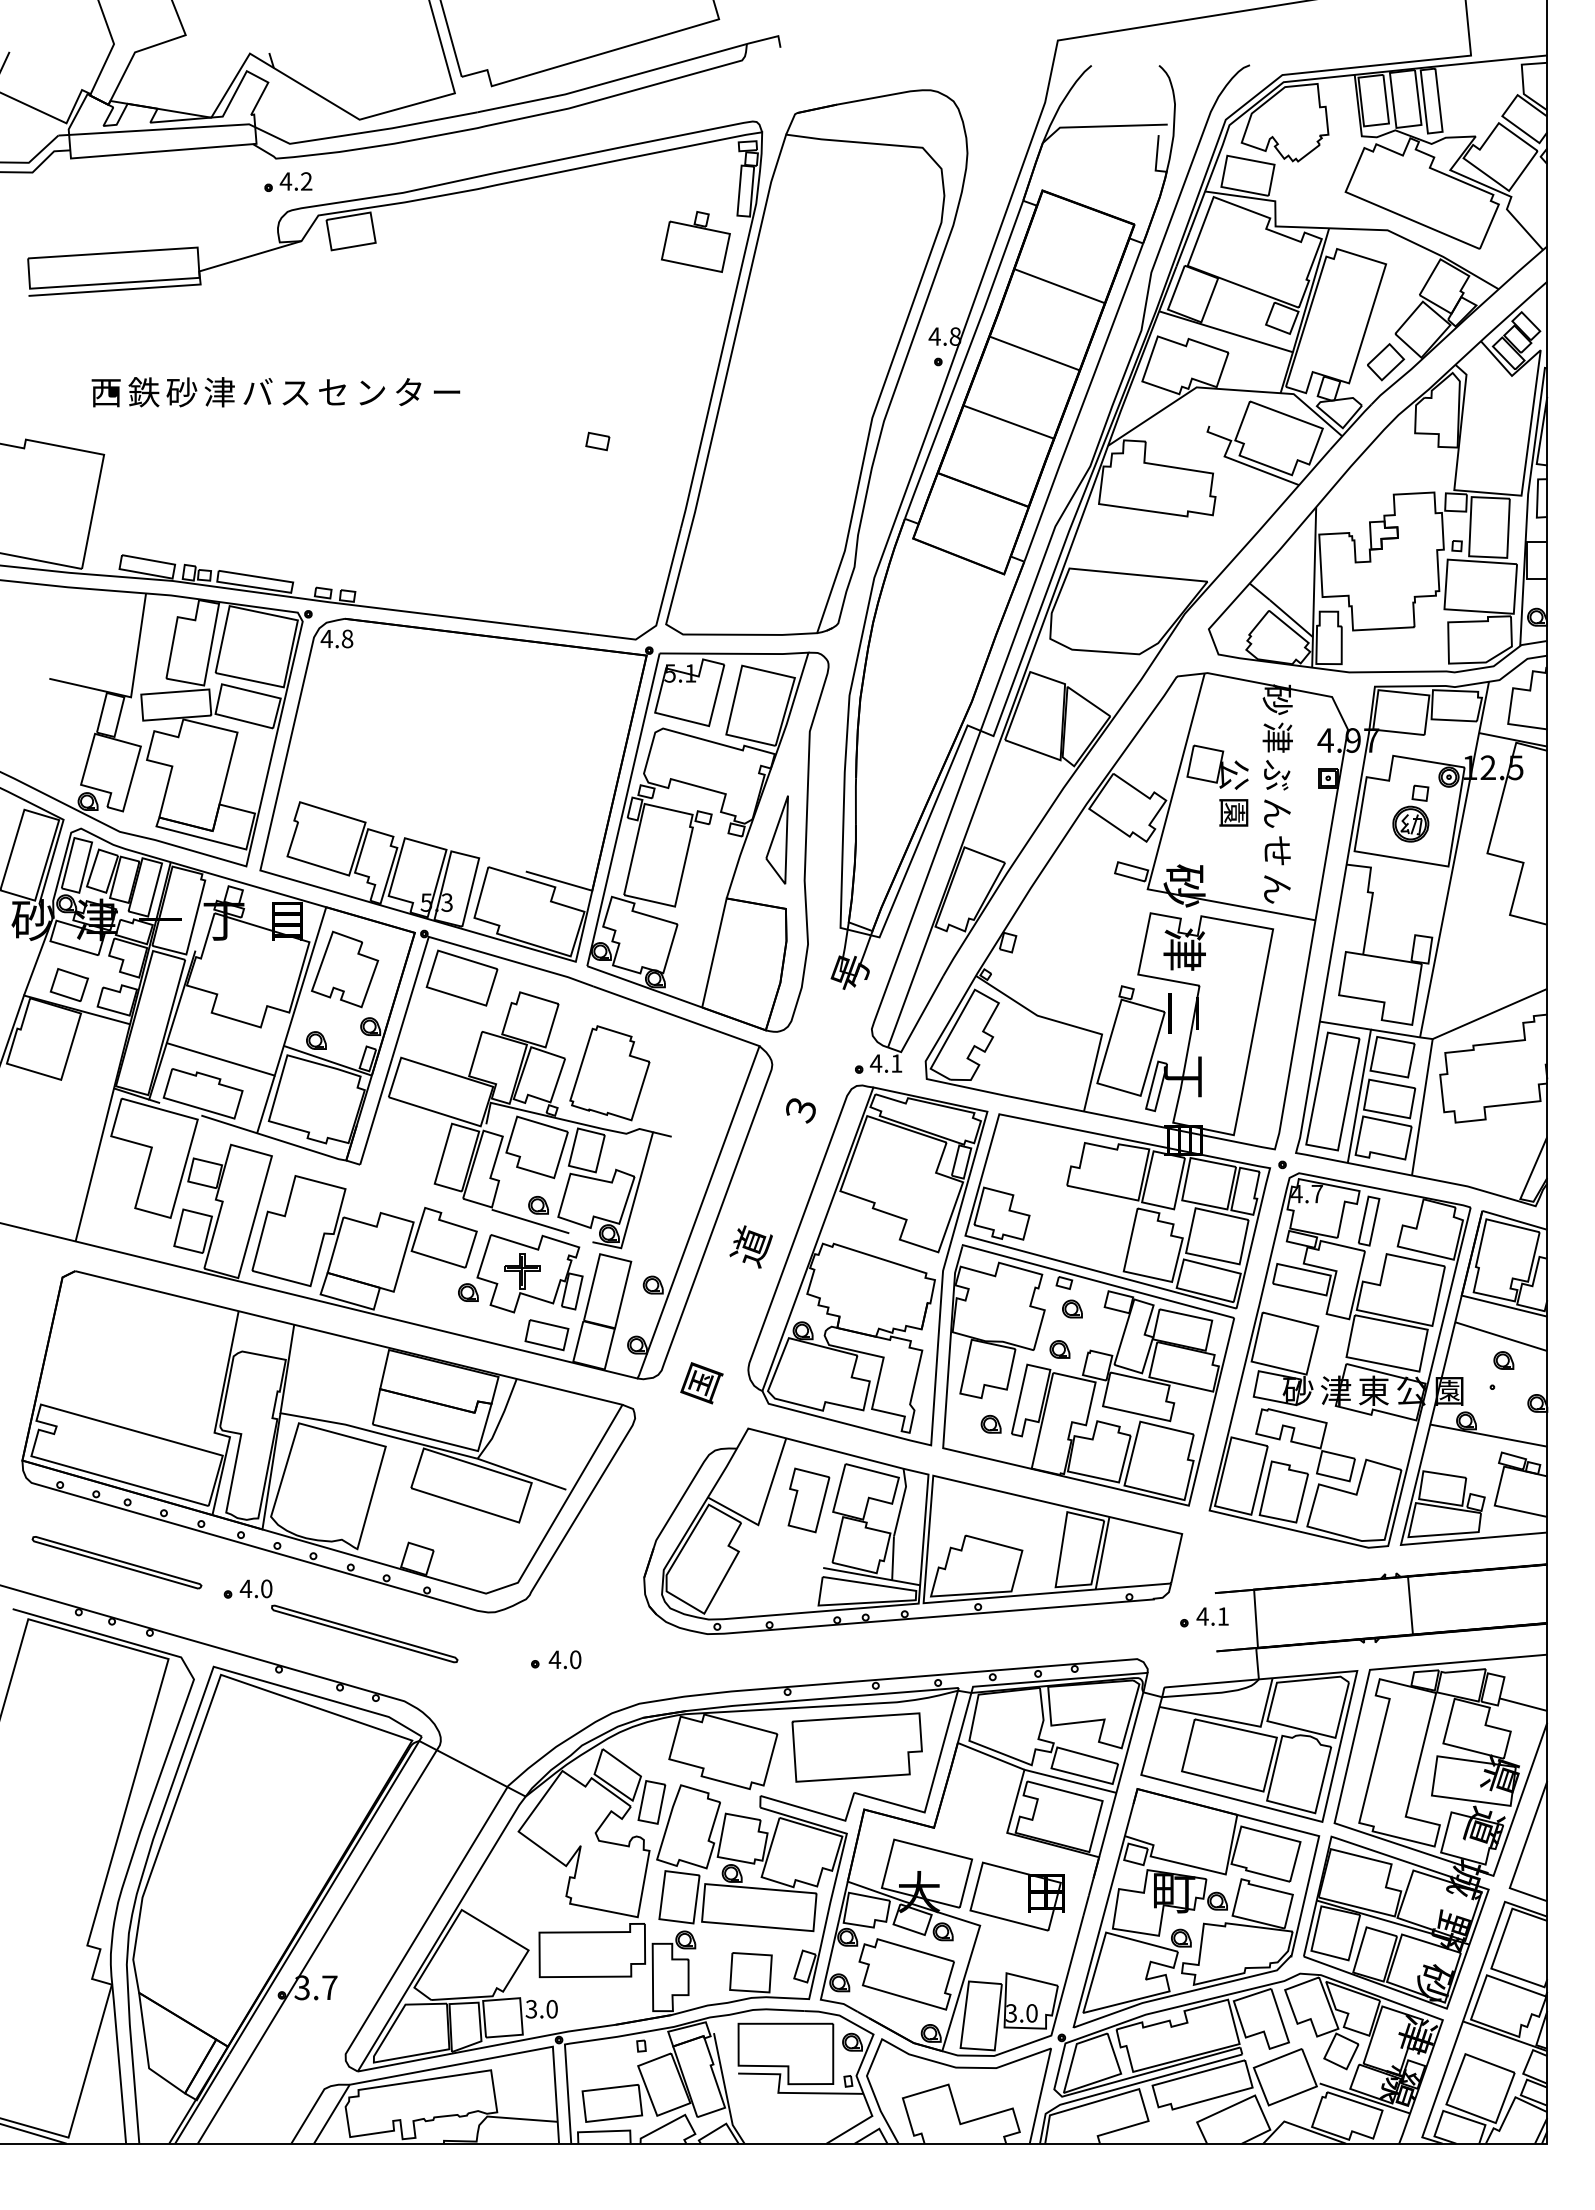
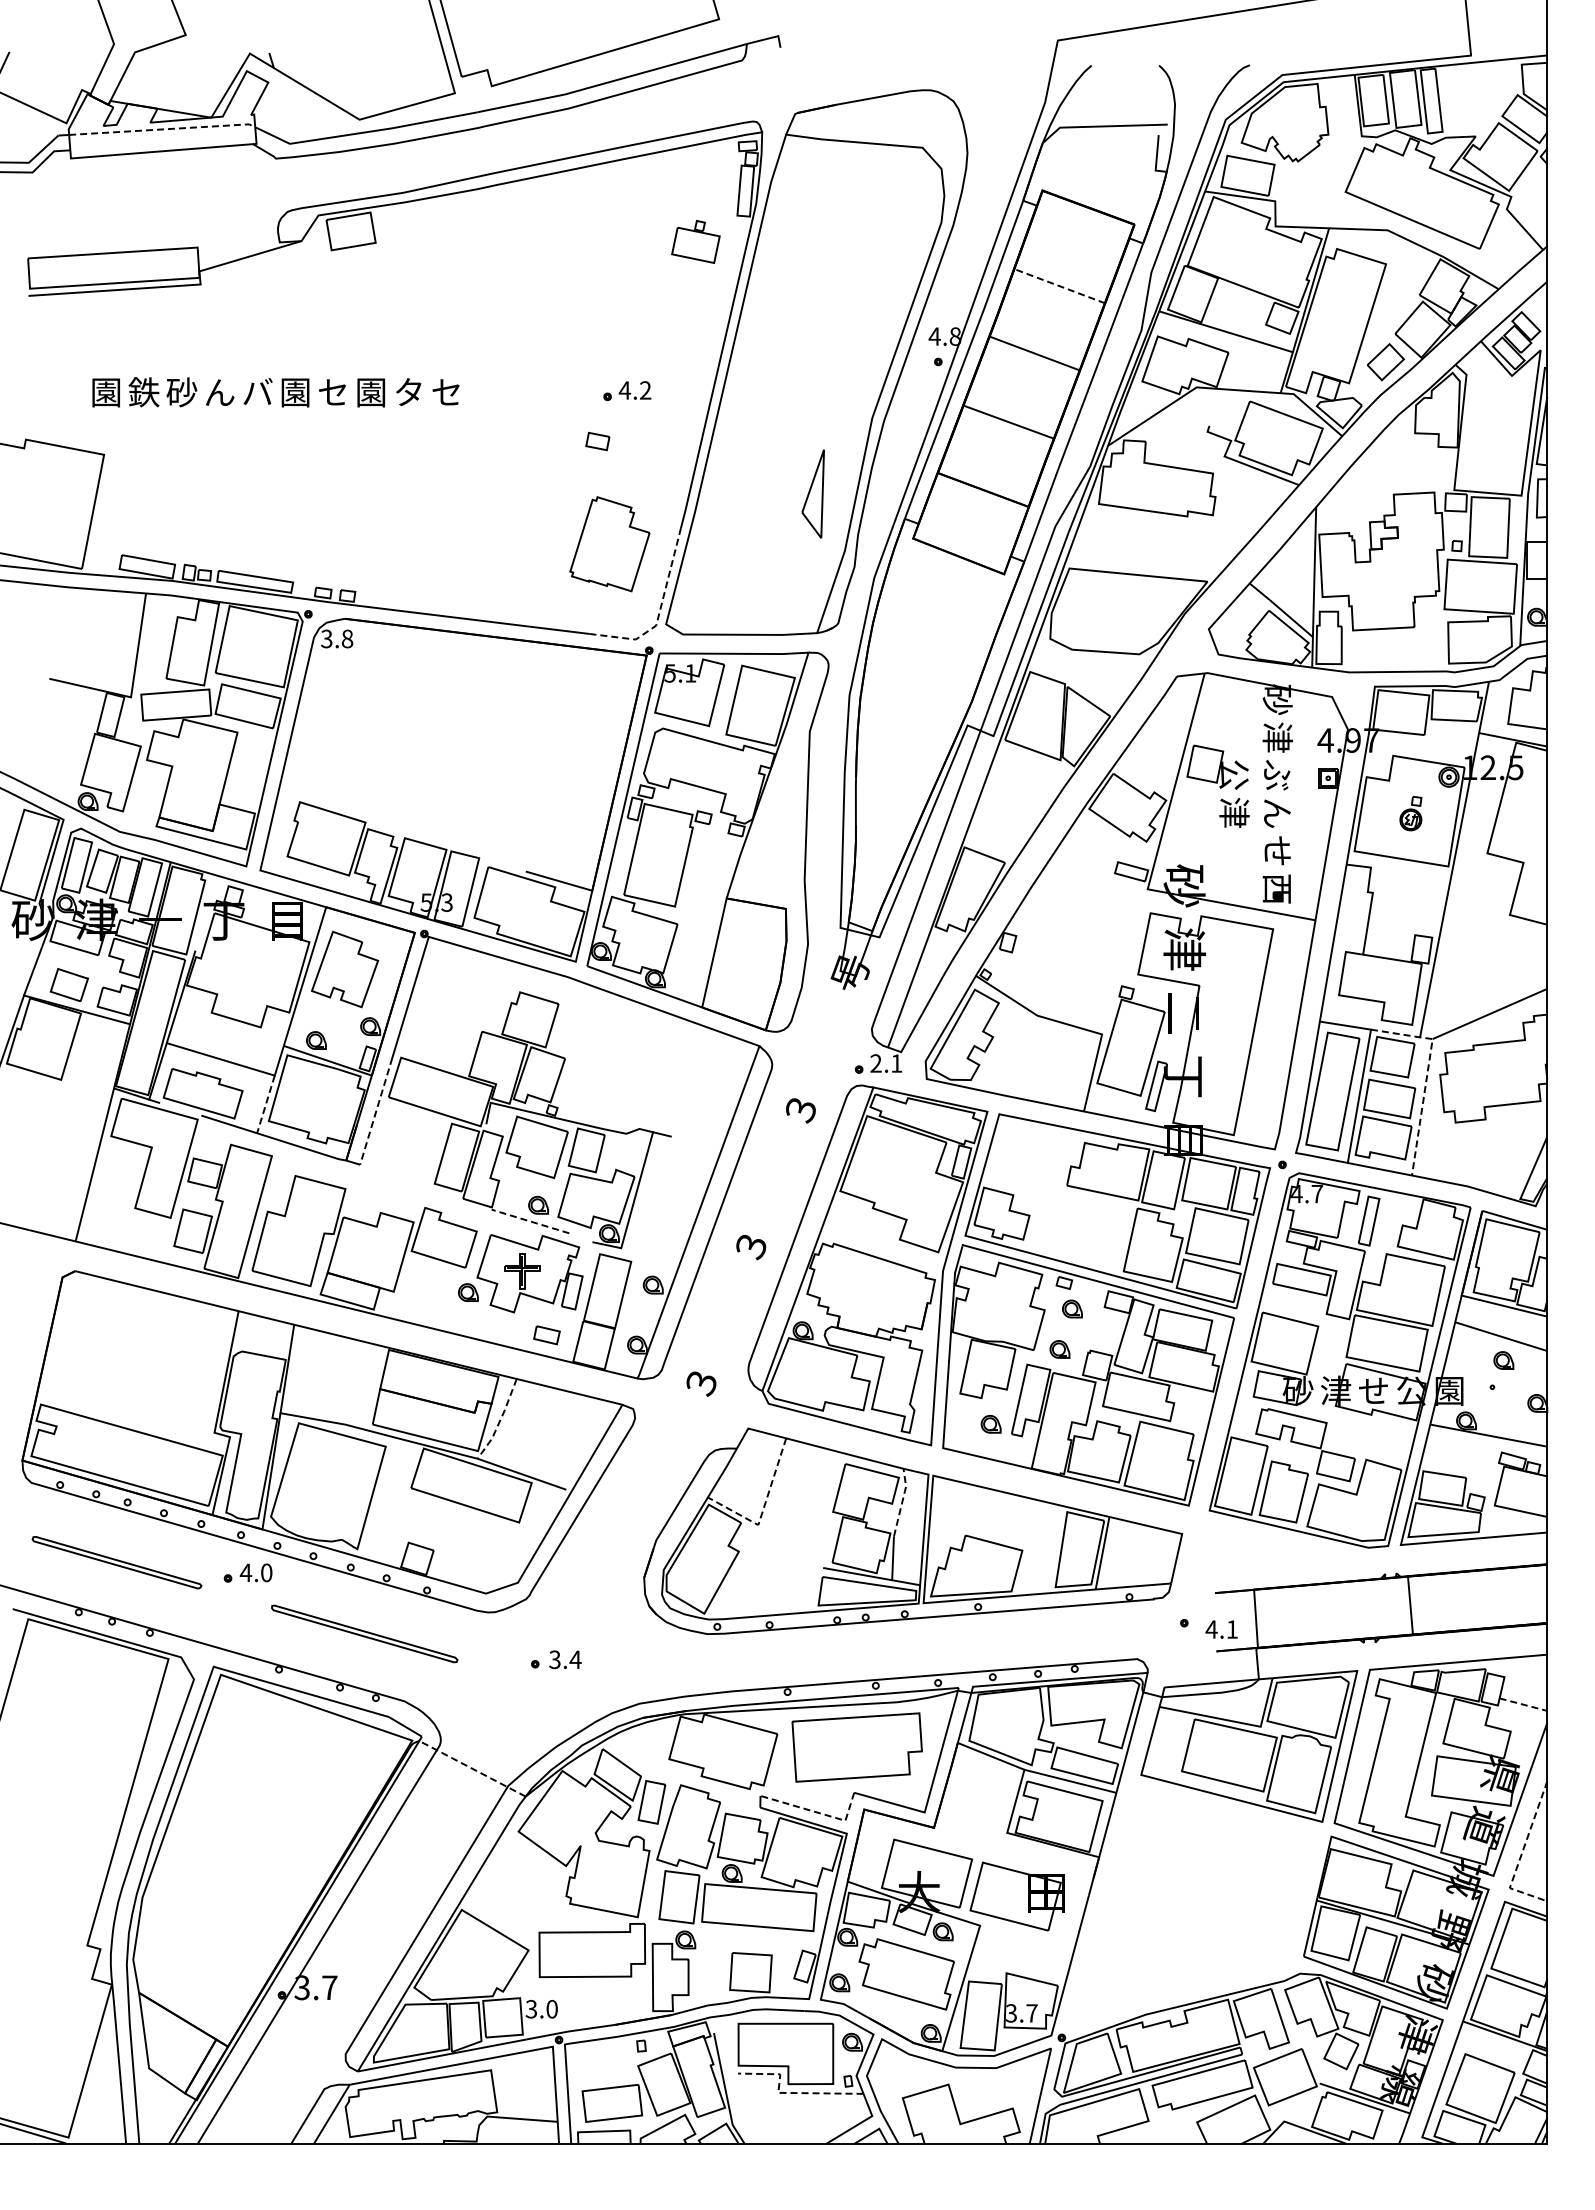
line: solid -> dashed (163, 129)
part position: (288, 181) -> (627, 390) (627, 390)
part size: 70x62 px -> 50x44 px (695, 241)
line: solid -> dashed (1059, 286)
text: 西 -> 園 (105, 392)
text: 津 -> ん (219, 392)
text: ス -> 園 (295, 392)
text: ン -> 園 (371, 392)
text: ー -> セ (446, 392)
line: solid -> dashed (659, 613)
text: 4.8 -> 3.8 (326, 638)
text: 園 -> 津 (1234, 812)
part size: 38x59 px -> 24x36 px (1410, 813)
part position: (776, 839) -> (812, 493) (812, 493)
text: ん -> 西 (1276, 888)
part: present -> none (461, 977)
text: 4.1 -> 2.1 (875, 1063)
part position: (609, 1073) -> (609, 544) (609, 544)
line: solid -> dashed (1427, 1075)
line: solid -> dashed (265, 1104)
line: solid -> dashed (376, 1111)
line: solid -> dashed (530, 1221)
text: 道 -> ３ (750, 1246)
part size: 46x33 px -> 28x21 px (546, 1335)
text: 国 -> ３ (701, 1383)
text: 東 -> せ (1373, 1390)
line: solid -> dashed (500, 1420)
part: present -> none (808, 1500)
line: solid -> dashed (902, 1501)
line: solid -> dashed (763, 1510)
part position: (247, 1588) -> (247, 1572) (247, 1572)
text position: (1212, 1616) -> (1221, 1629) (1221, 1629)
text: 4.0 -> 3.4 (564, 1659)
line: solid -> dashed (1523, 1704)
line: solid -> dashed (472, 1768)
line: solid -> dashed (817, 1812)
line: solid -> dashed (1521, 1854)
part: present -> none (1196, 1908)
text: 3.0 -> 3.7 (1031, 2013)
line: solid -> dashed (789, 2092)
